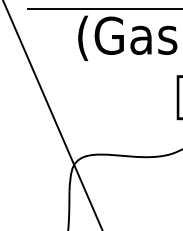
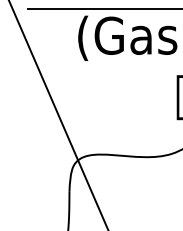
line position: (52, 114) -> (58, 114) (58, 114)
